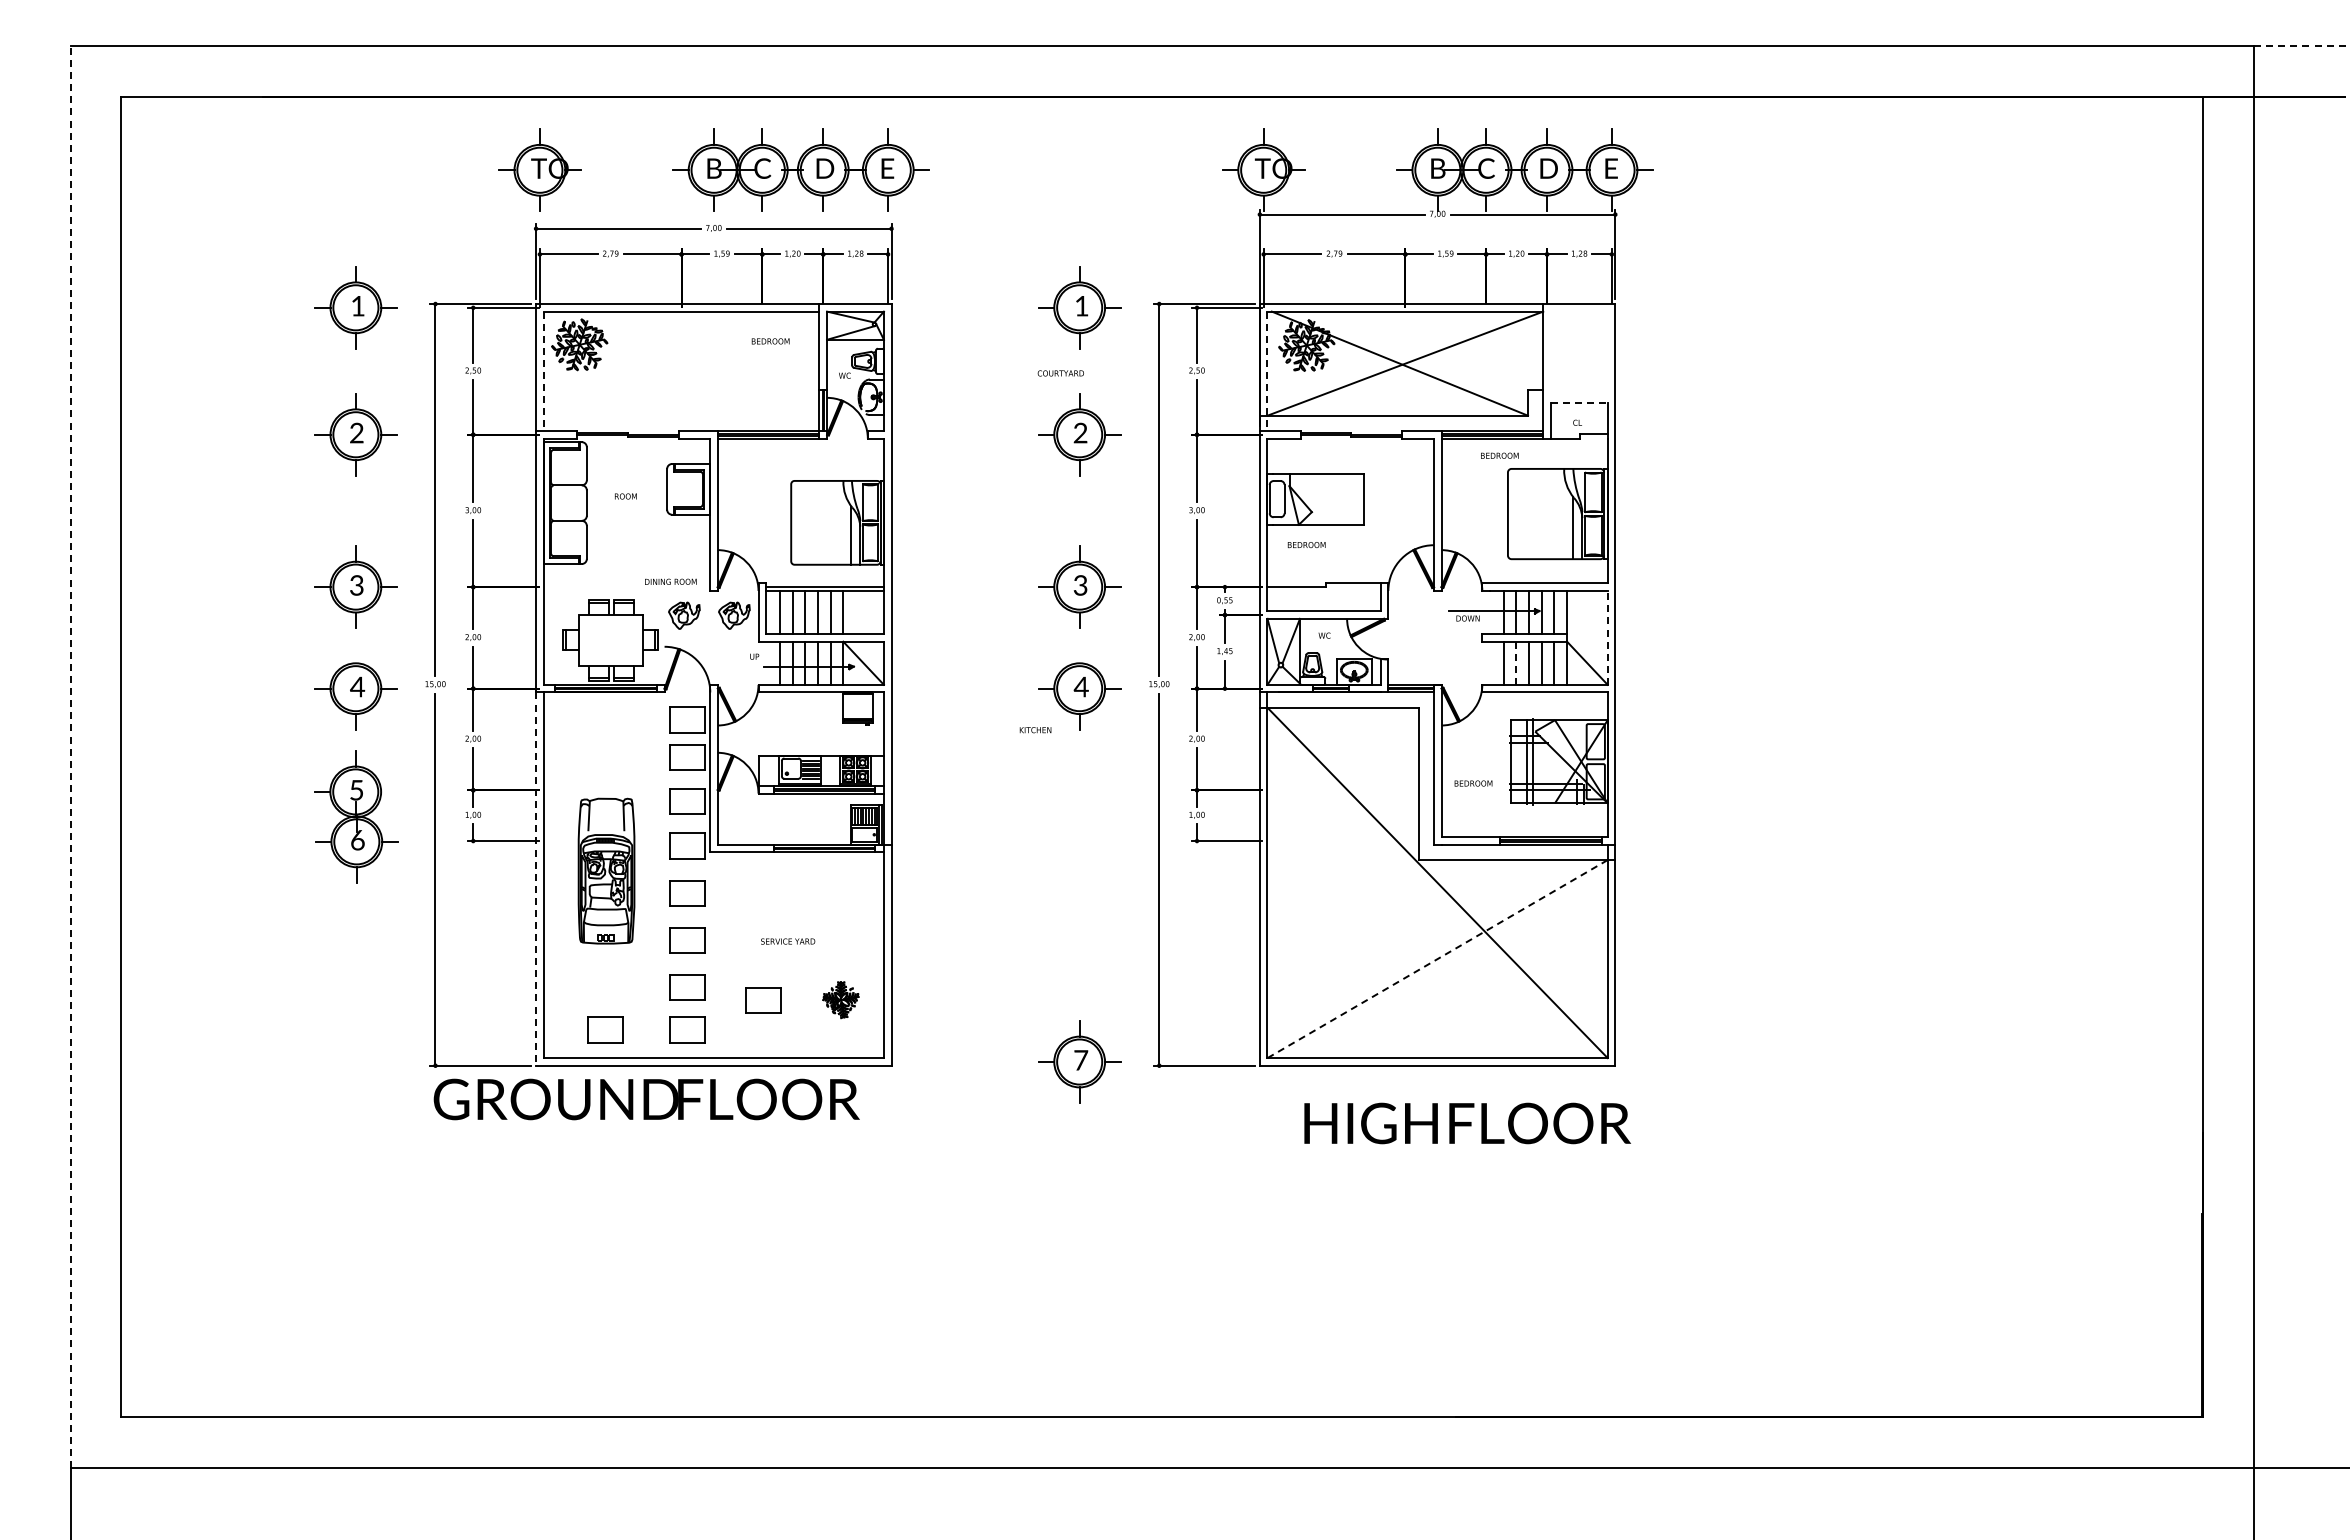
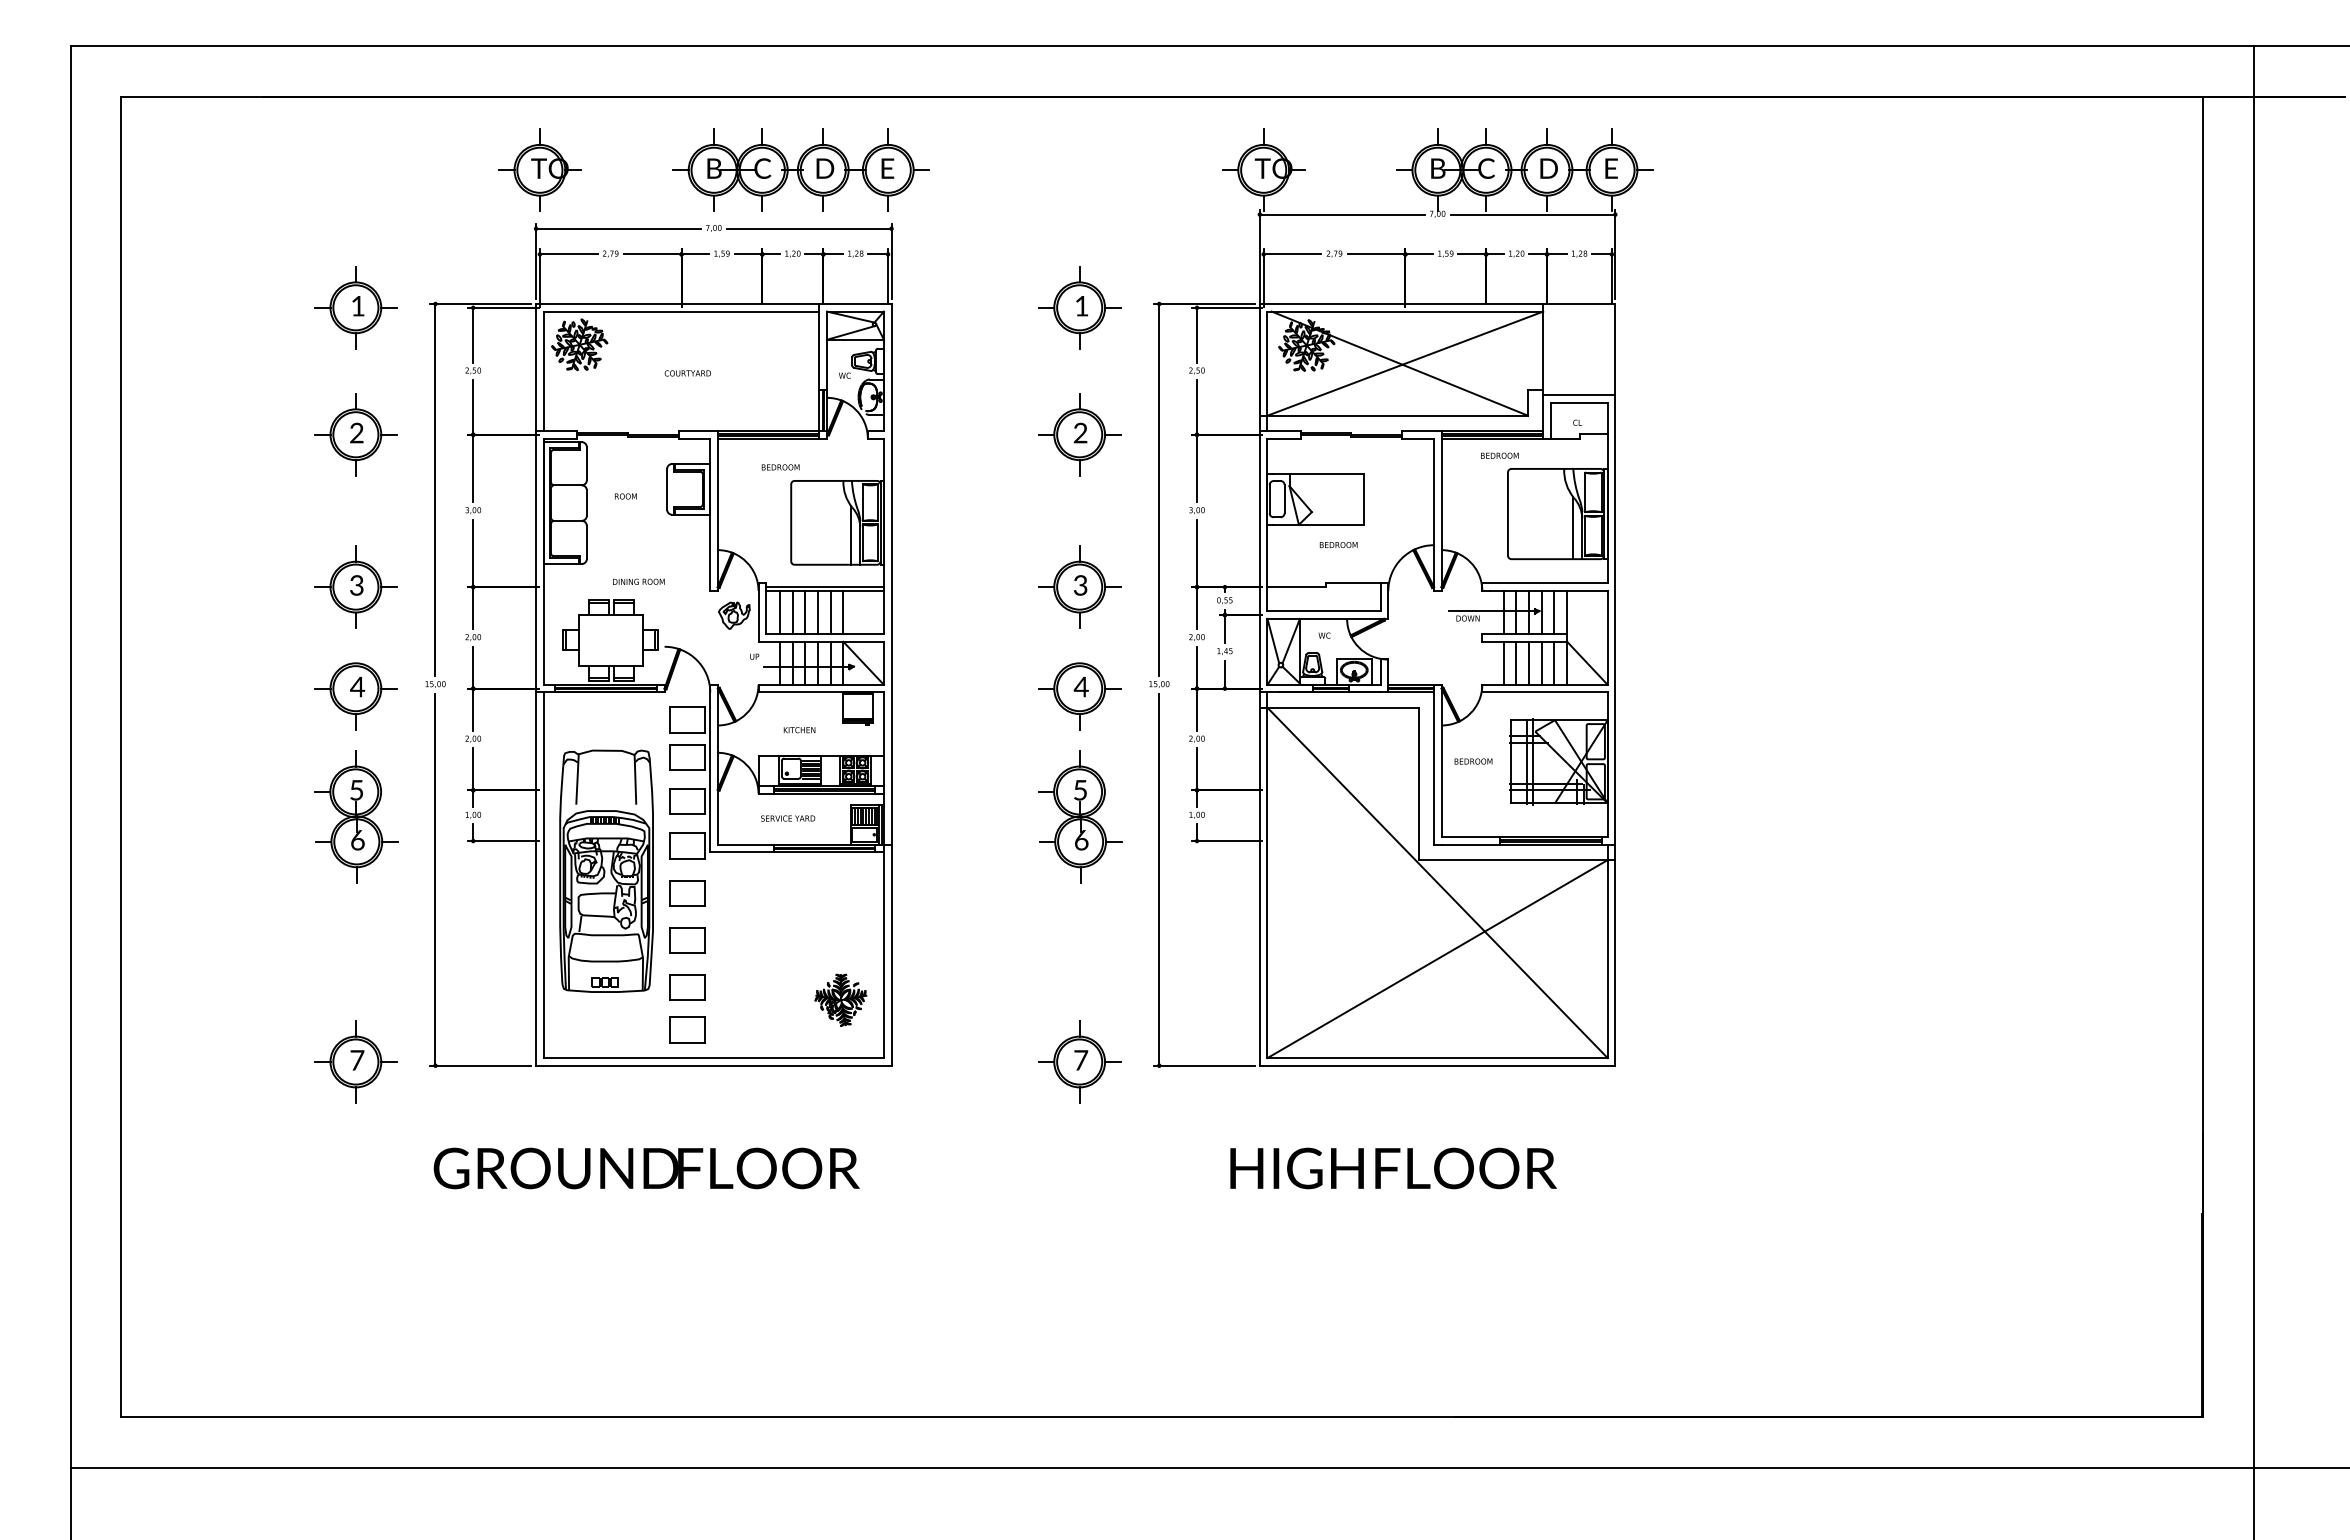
line: dashed -> solid (2302, 46)
text position: (770, 341) -> (780, 467) (780, 467)
line: dashed -> solid (543, 371)
line: dashed -> solid (1267, 371)
text position: (1060, 373) -> (687, 373) (687, 373)
line: none -> present (1579, 395)
line: dashed -> solid (1579, 403)
text position: (1306, 544) -> (1338, 544) (1338, 544)
text position: (670, 581) -> (638, 581) (638, 581)
part: present -> none (684, 615)
line: dashed -> solid (1607, 637)
line: dashed -> solid (1516, 663)
text position: (1035, 730) -> (799, 730) (799, 730)
line: dashed -> solid (70, 757)
text position: (1473, 783) -> (1473, 761) (1473, 761)
part: none -> present (1080, 816)
part size: 59x148 px -> 95x244 px (606, 870)
line: dashed -> solid (536, 879)
text position: (788, 941) -> (788, 818) (788, 818)
line: dashed -> solid (1437, 959)
part: present -> none (763, 1000)
part size: 38x39 px -> 54x54 px (840, 999)
part: present -> none (605, 1029)
part: none -> present (355, 1061)
text position: (646, 1099) -> (646, 1168) (646, 1168)
text position: (1467, 1123) -> (1393, 1168) (1393, 1168)
